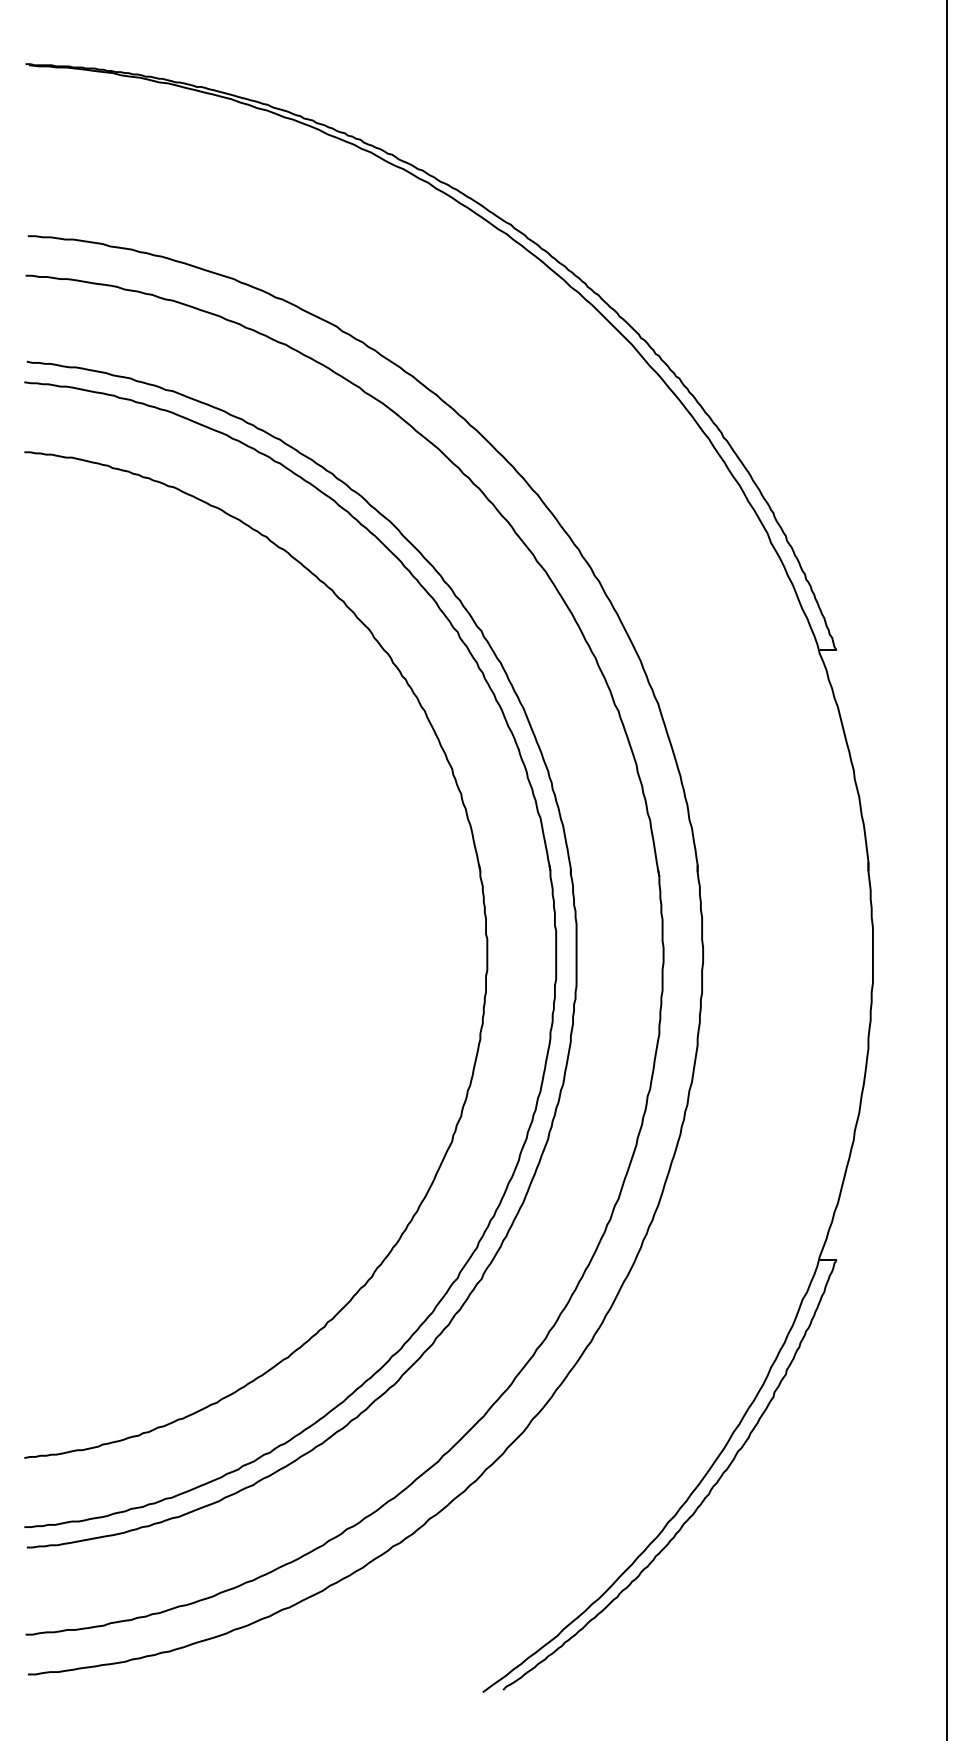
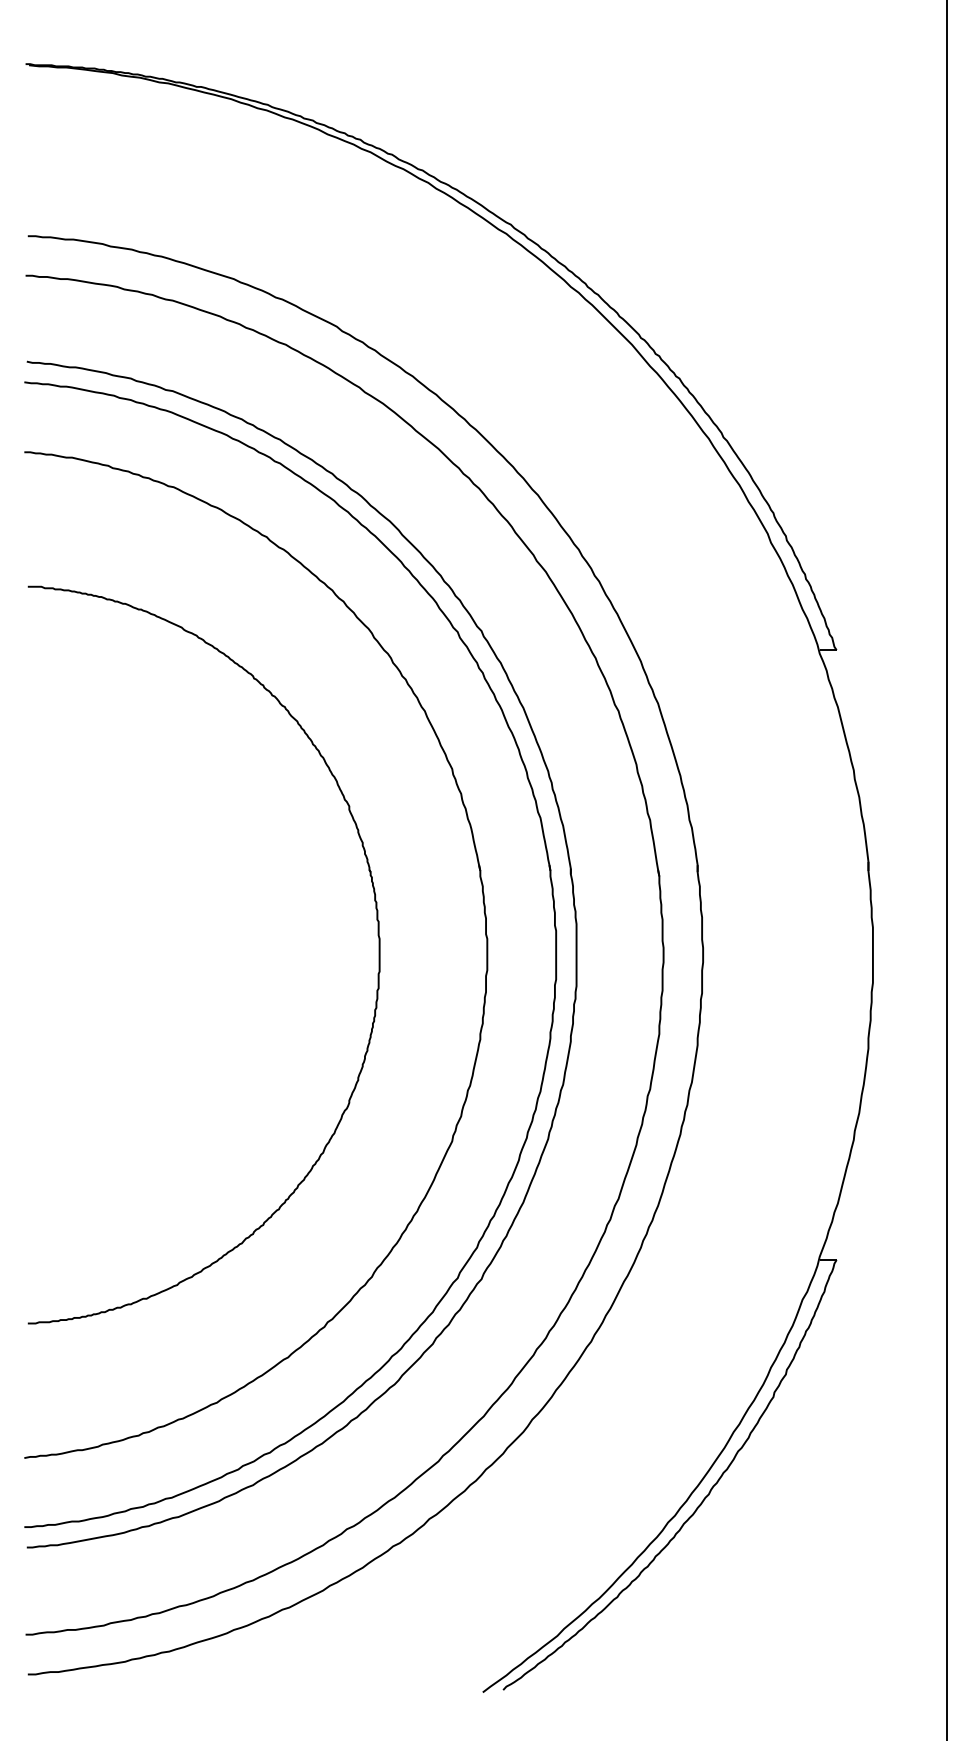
part: none -> present (378, 954)
